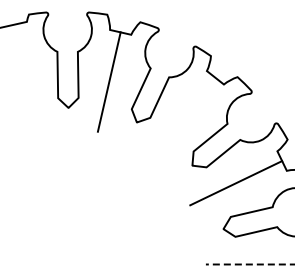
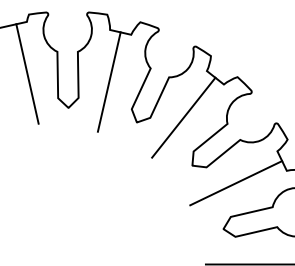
line: none -> present (27, 73)
line: none -> present (183, 117)
line: dashed -> solid (249, 264)
